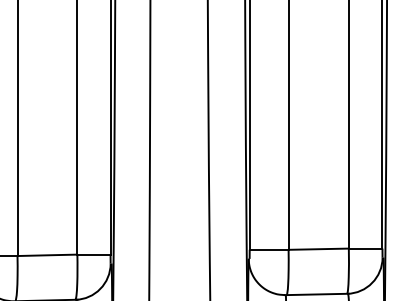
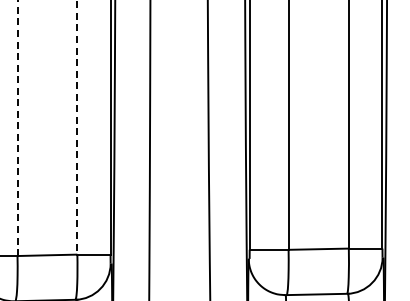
line: solid -> dashed (77, 127)
line: solid -> dashed (17, 128)
